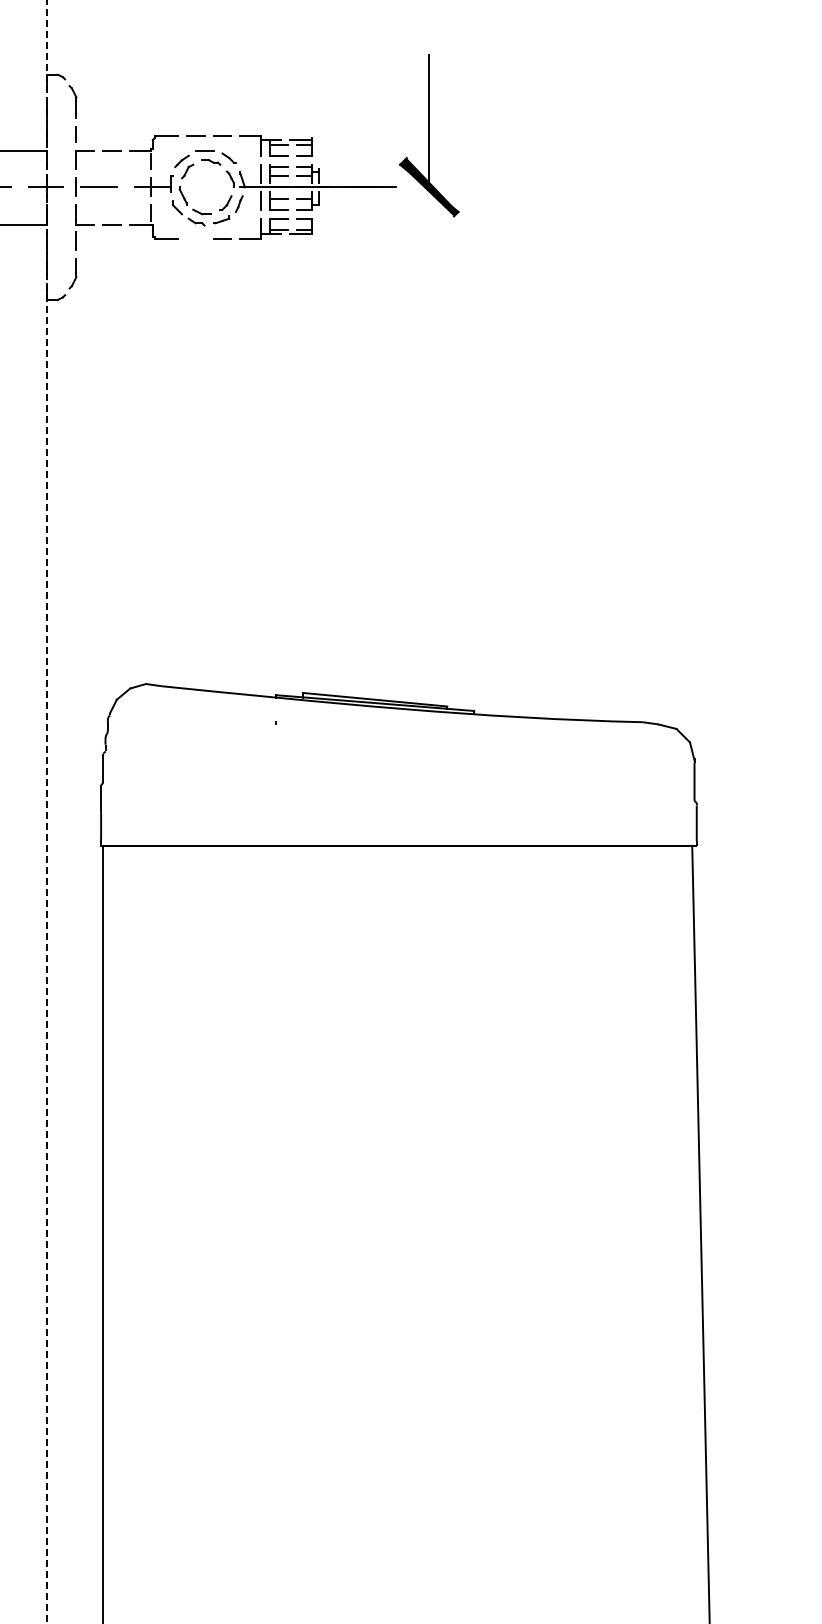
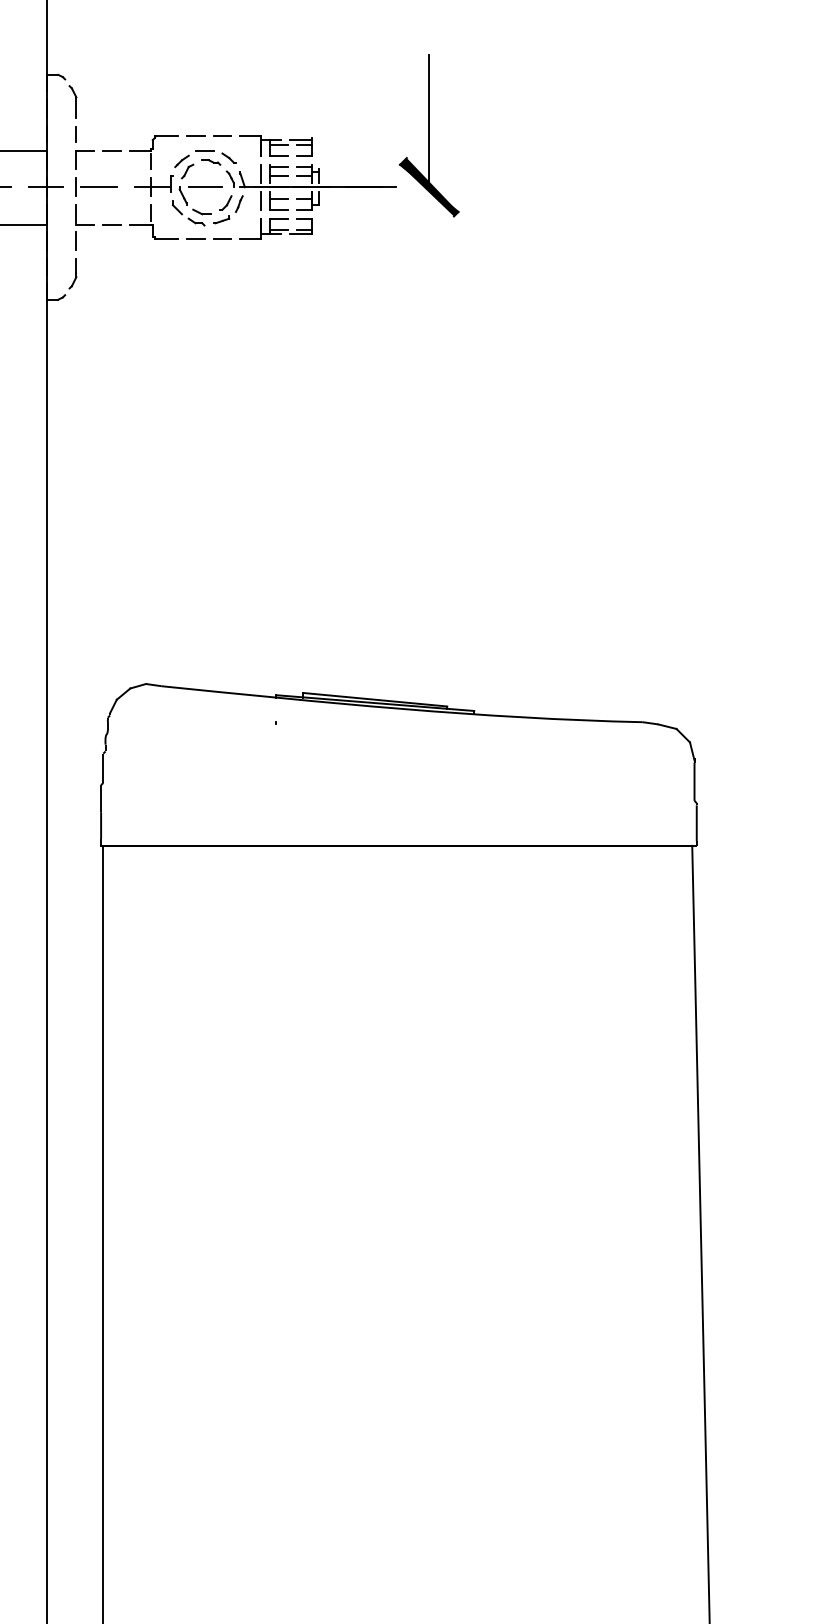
line: none -> present (205, 187)
line: none -> present (195, 238)
line: dashed -> solid (47, 812)
